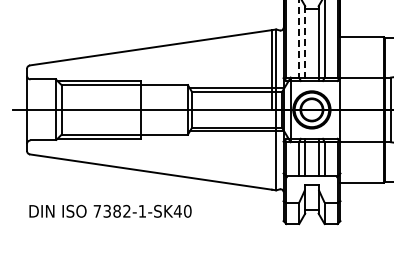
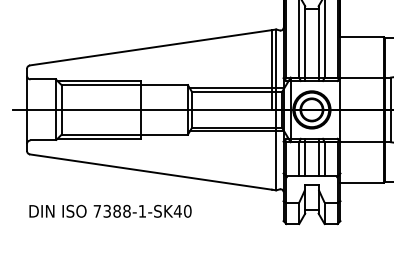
line: dashed -> solid (299, 39)
line: dashed -> solid (305, 44)
text: 7382-1-SK40 -> 7388-1-SK40 (126, 211)
